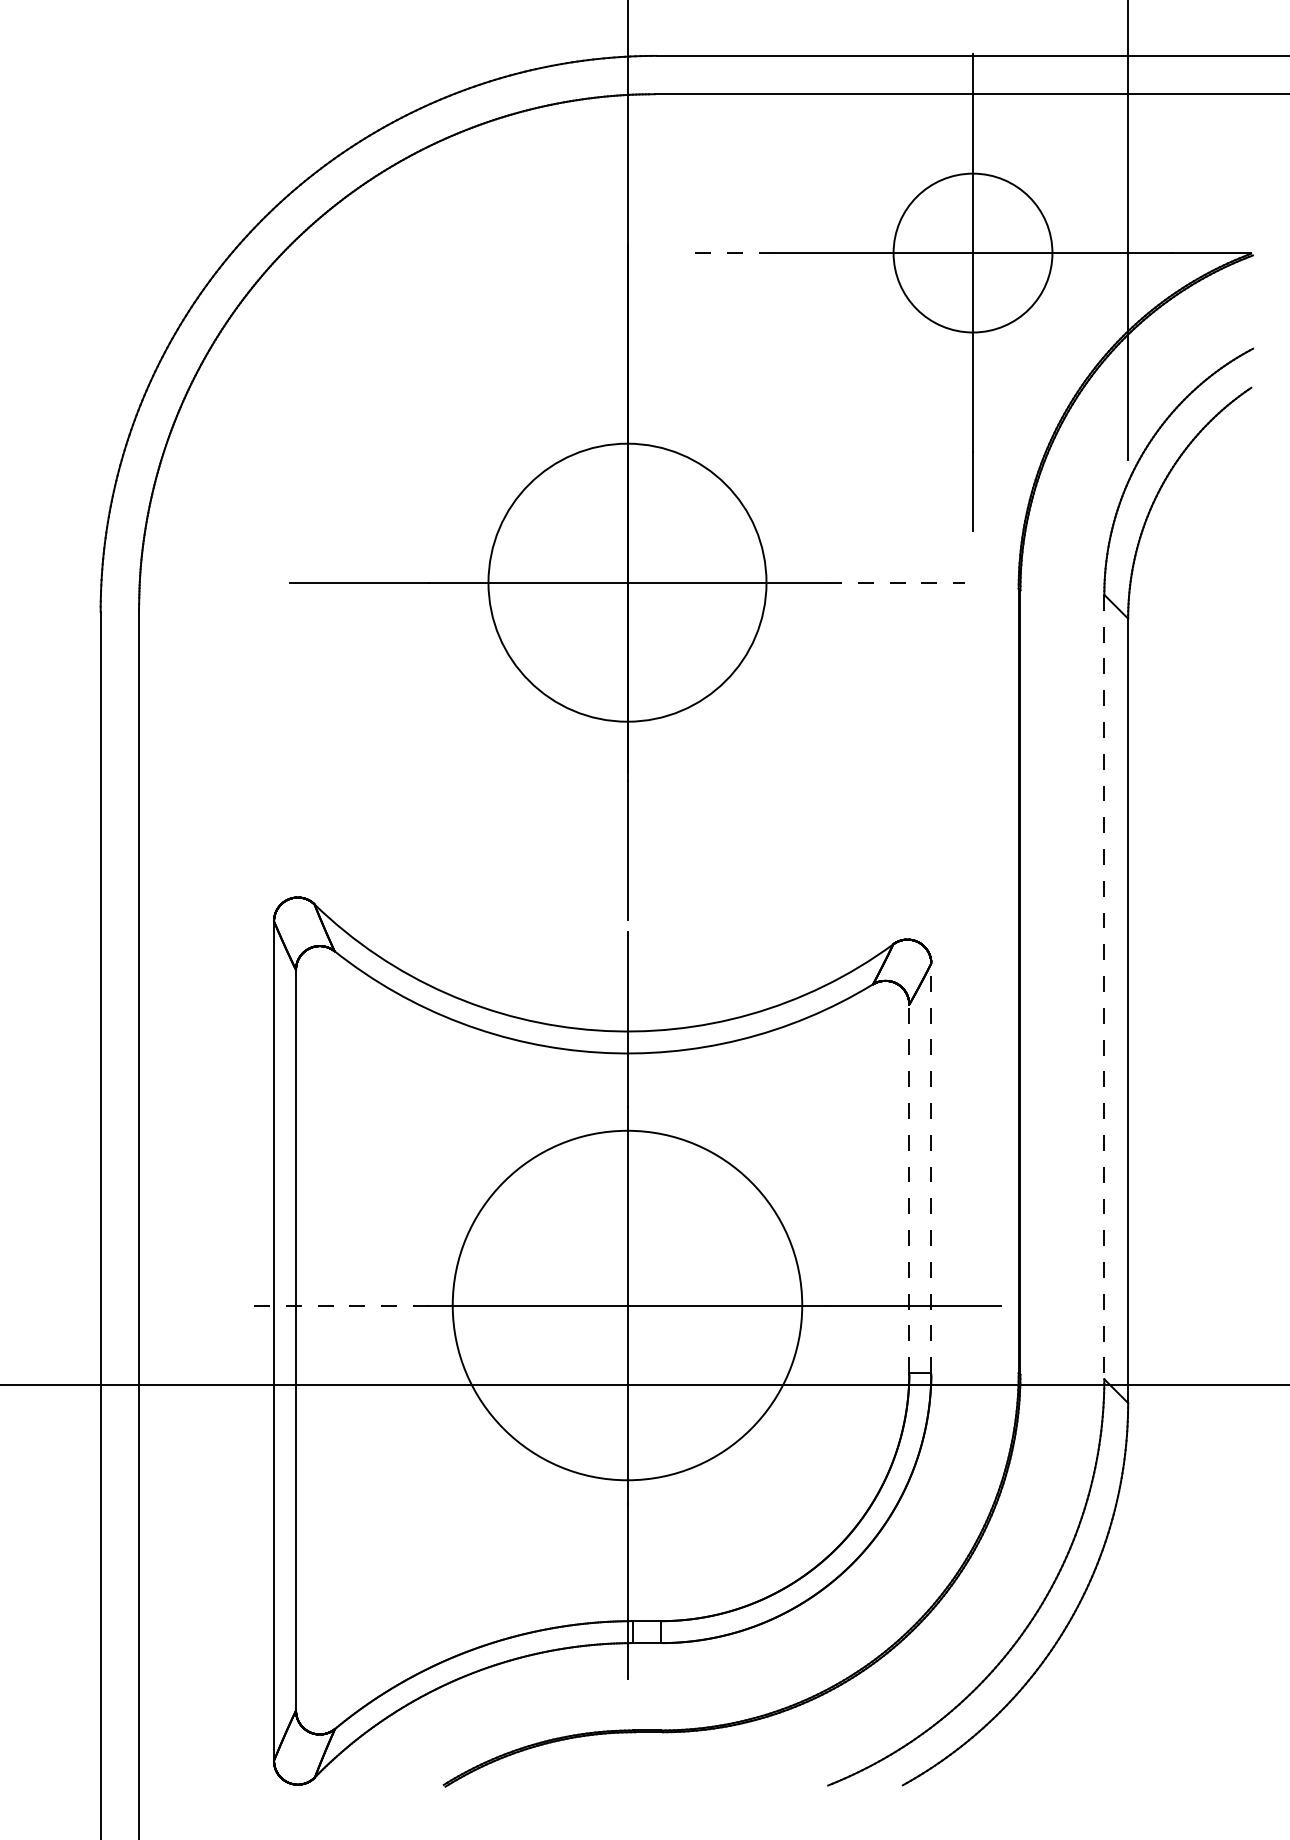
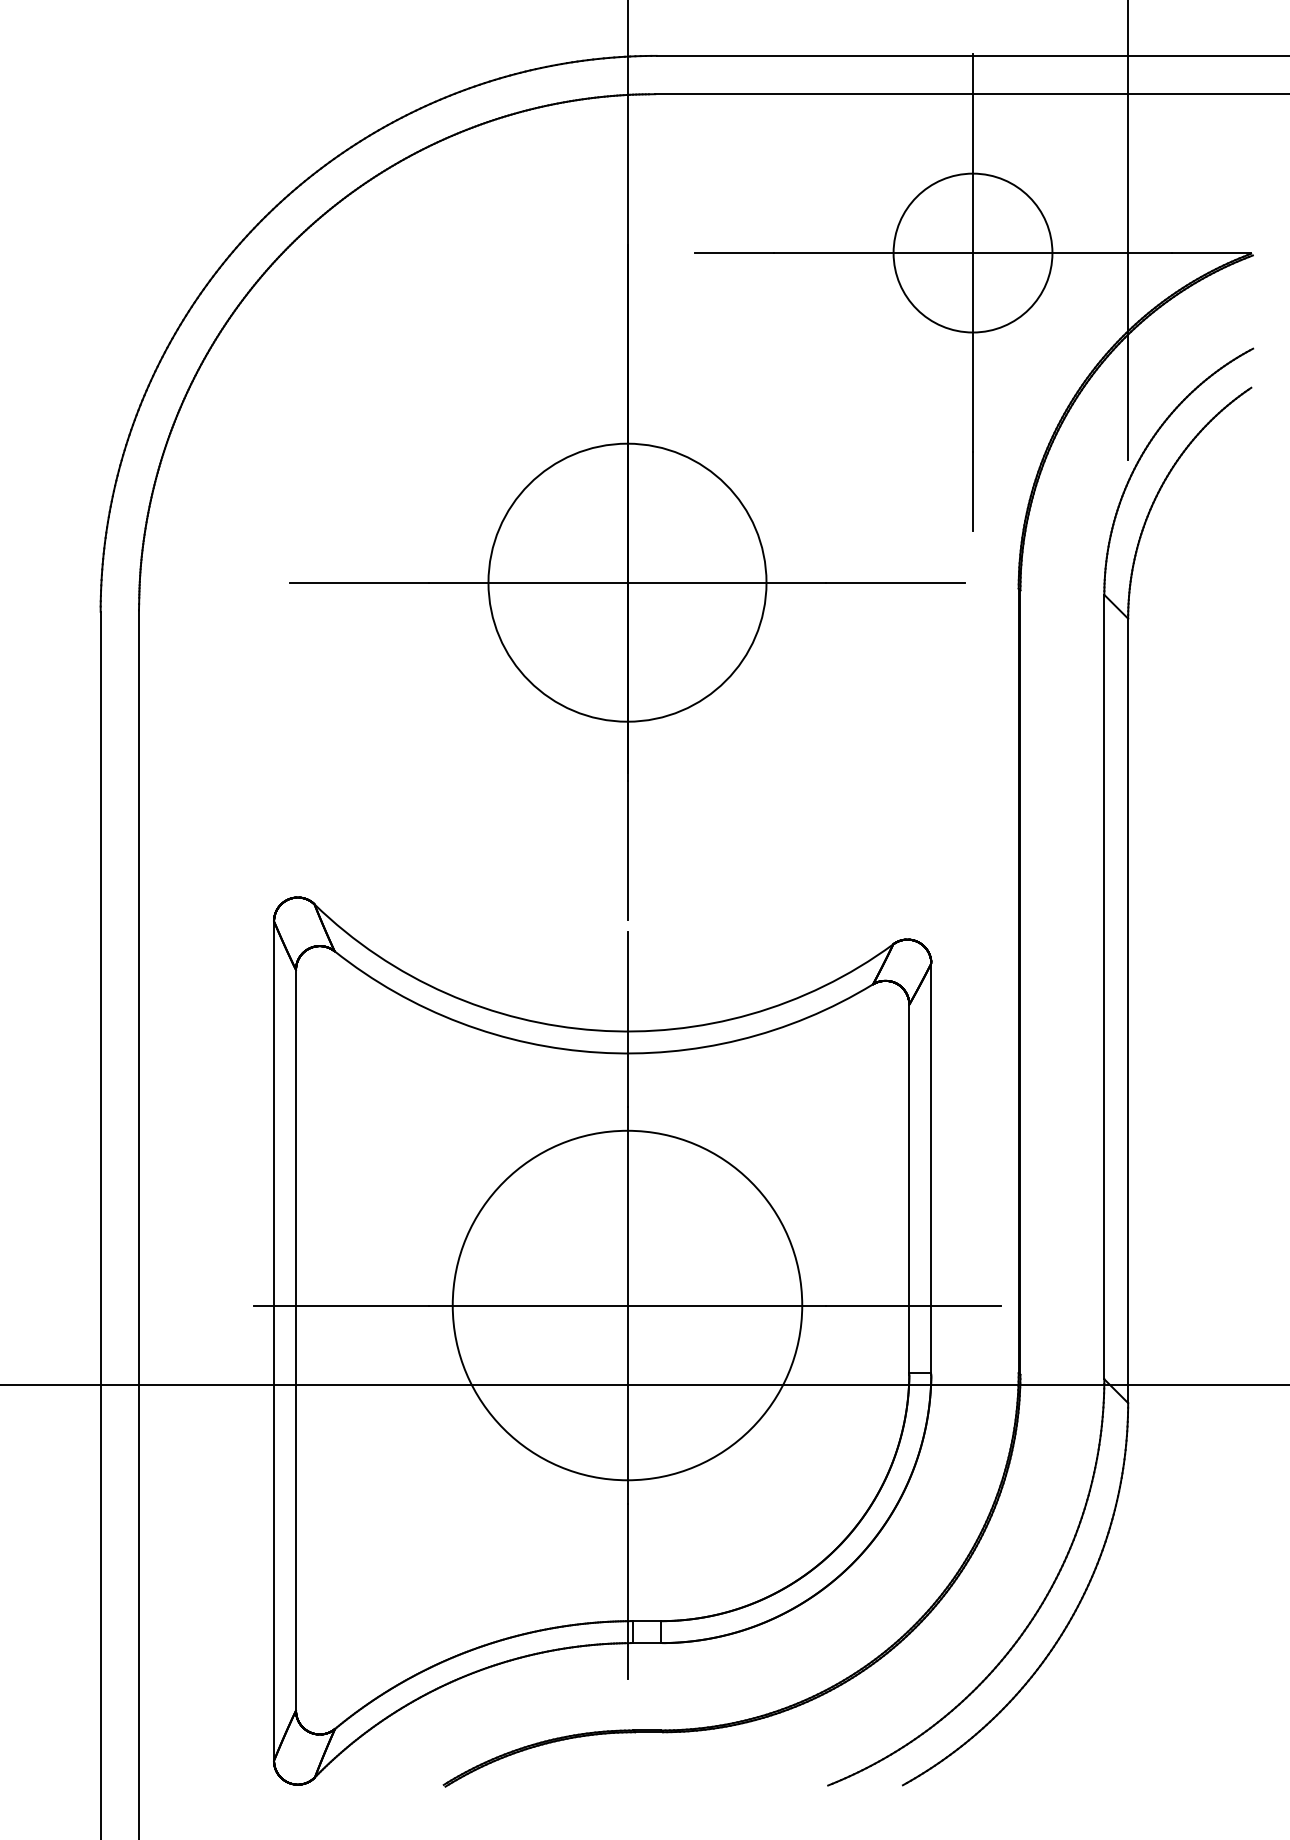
line: dashed -> solid (734, 253)
line: dashed -> solid (895, 582)
line: dashed -> solid (1104, 987)
line: dashed -> solid (931, 1168)
line: dashed -> solid (909, 1188)
line: dashed -> solid (341, 1305)
